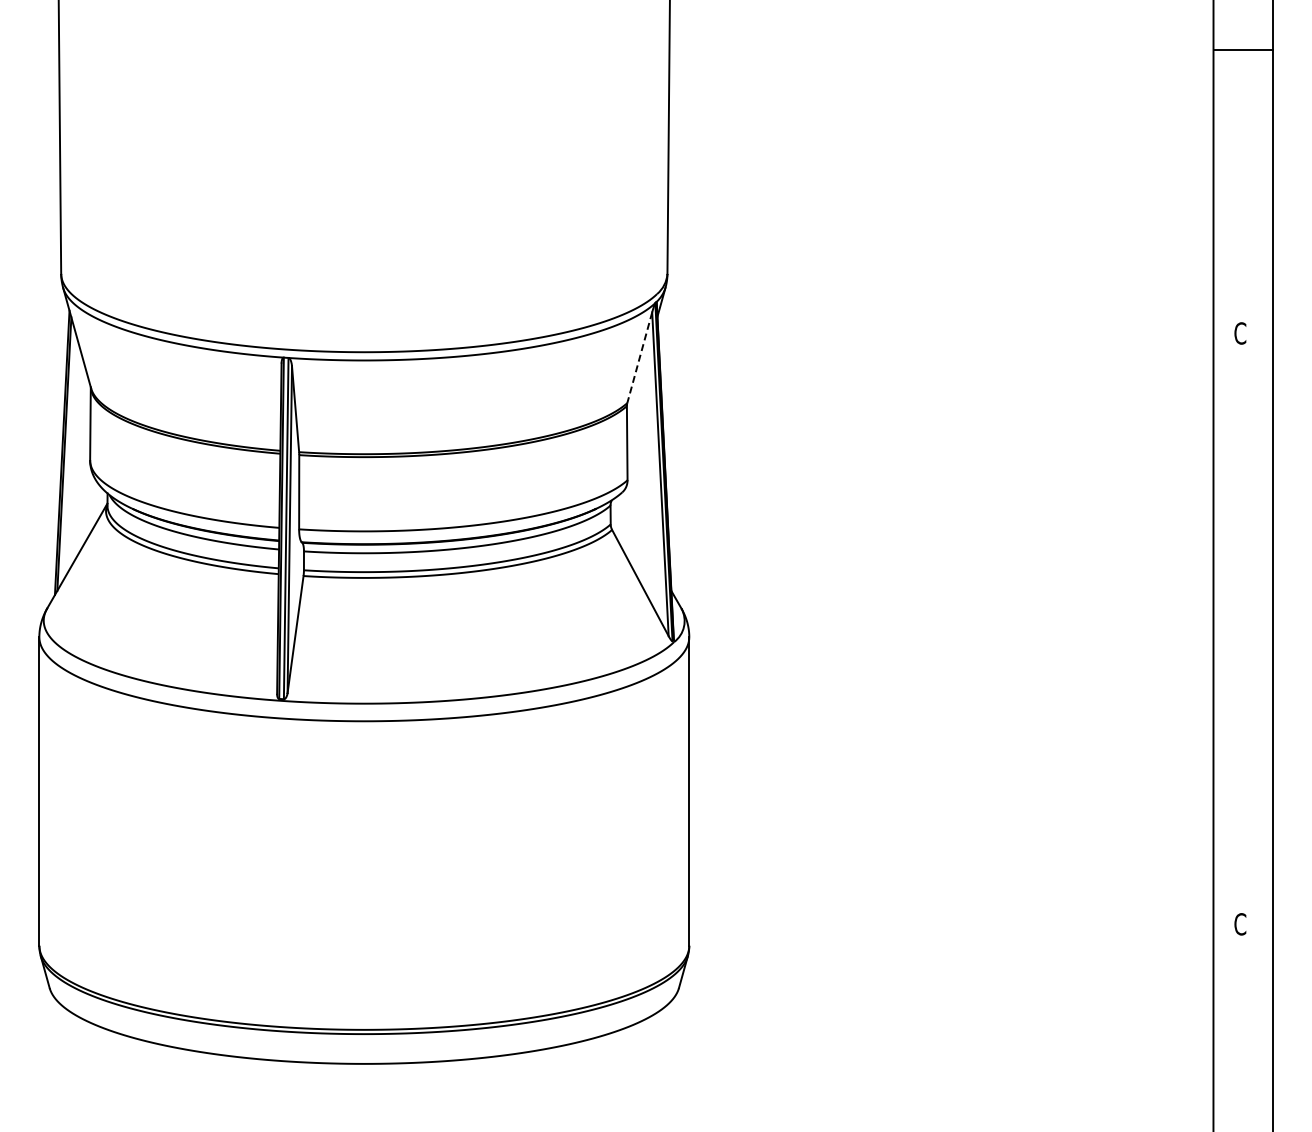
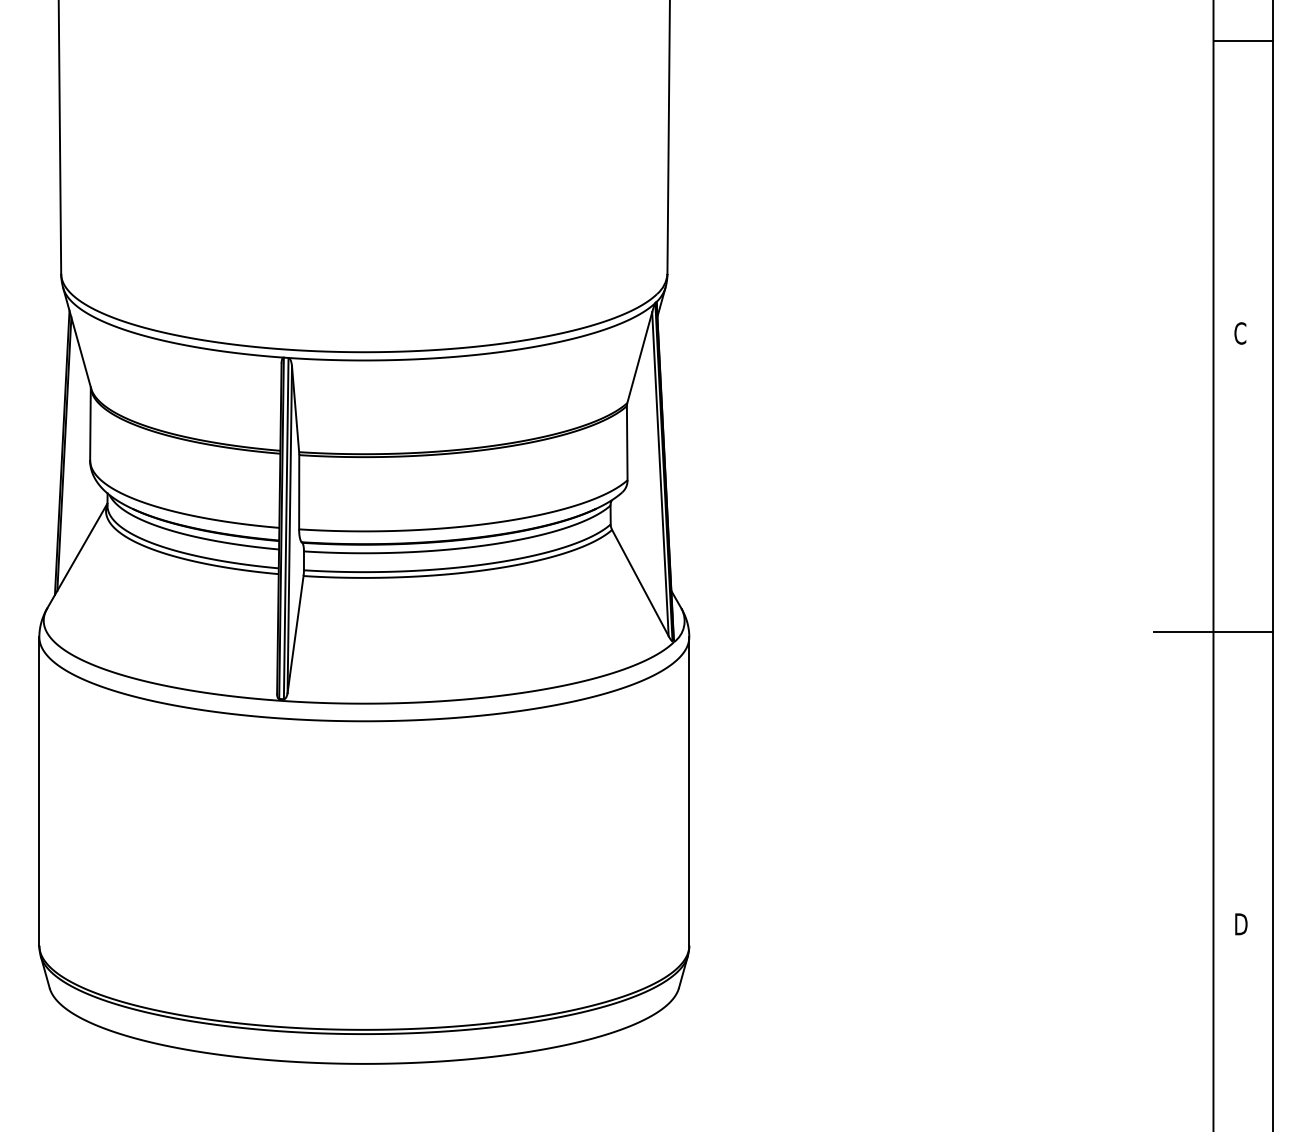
line position: (1242, 49) -> (1242, 40) (1242, 40)
line: dashed -> solid (639, 358)
line: none -> present (1213, 631)
text: C -> D (1240, 924)
